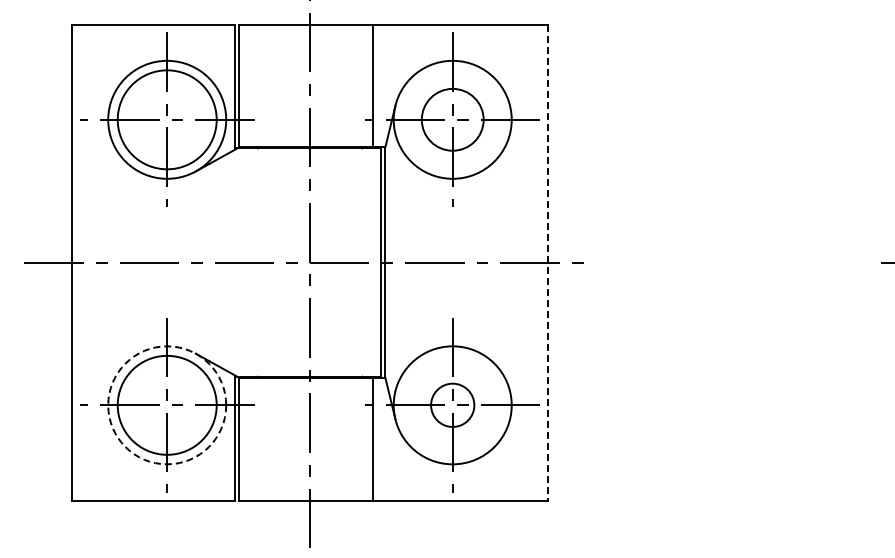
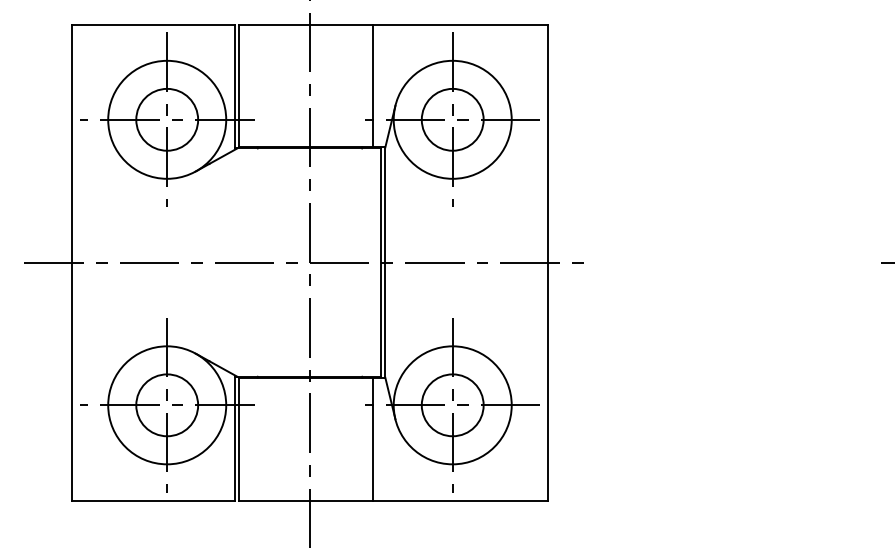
circle diameter: 99 px -> 62 px (167, 119)
line: dashed -> solid (547, 262)
circle diameter: 99 px -> 62 px (167, 405)
circle diameter: 43 px -> 62 px (452, 405)
circle: dashed -> solid (167, 405)
